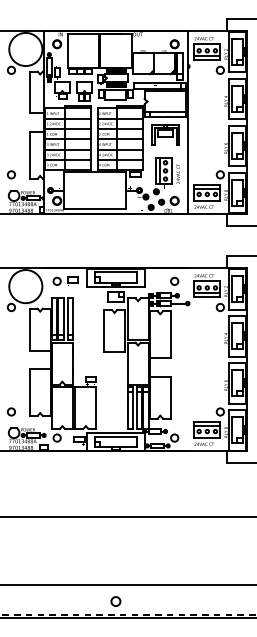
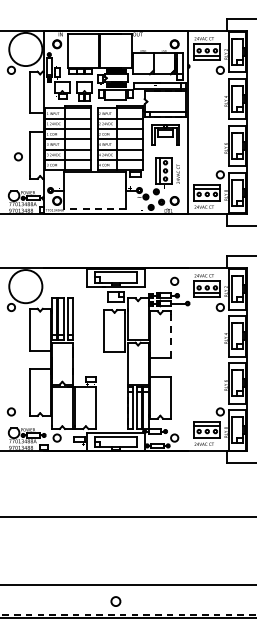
circle position: (10, 174) -> (17, 156) (17, 156)
line: solid -> dashed (94, 208)
part: present -> none (65, 280)
line: solid -> dashed (170, 336)
